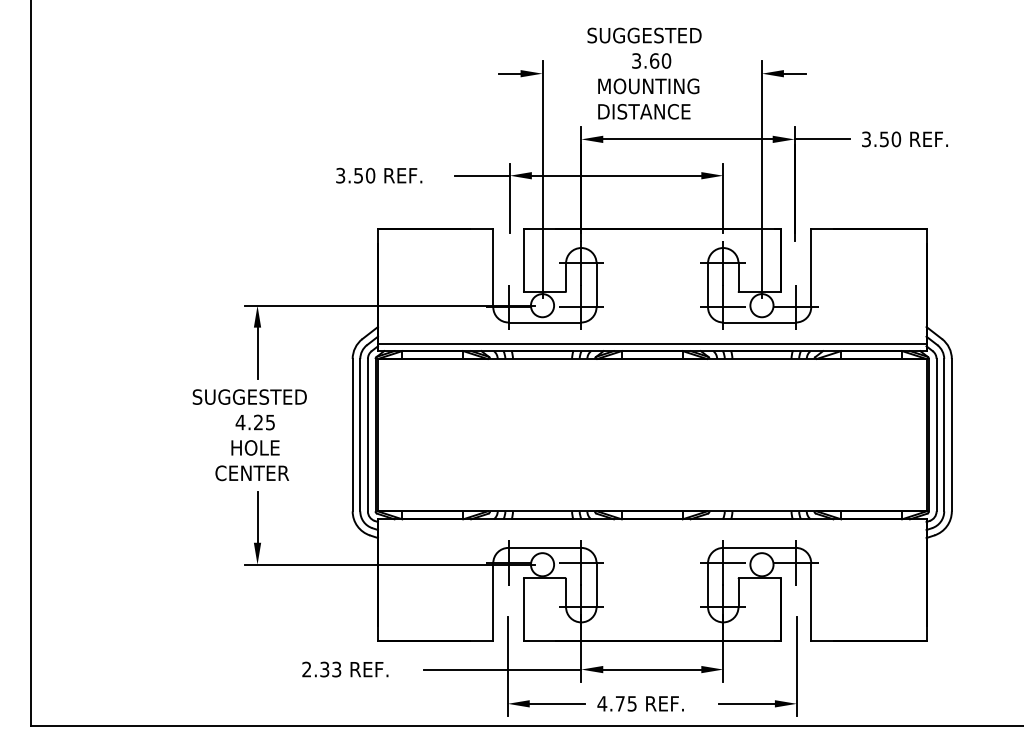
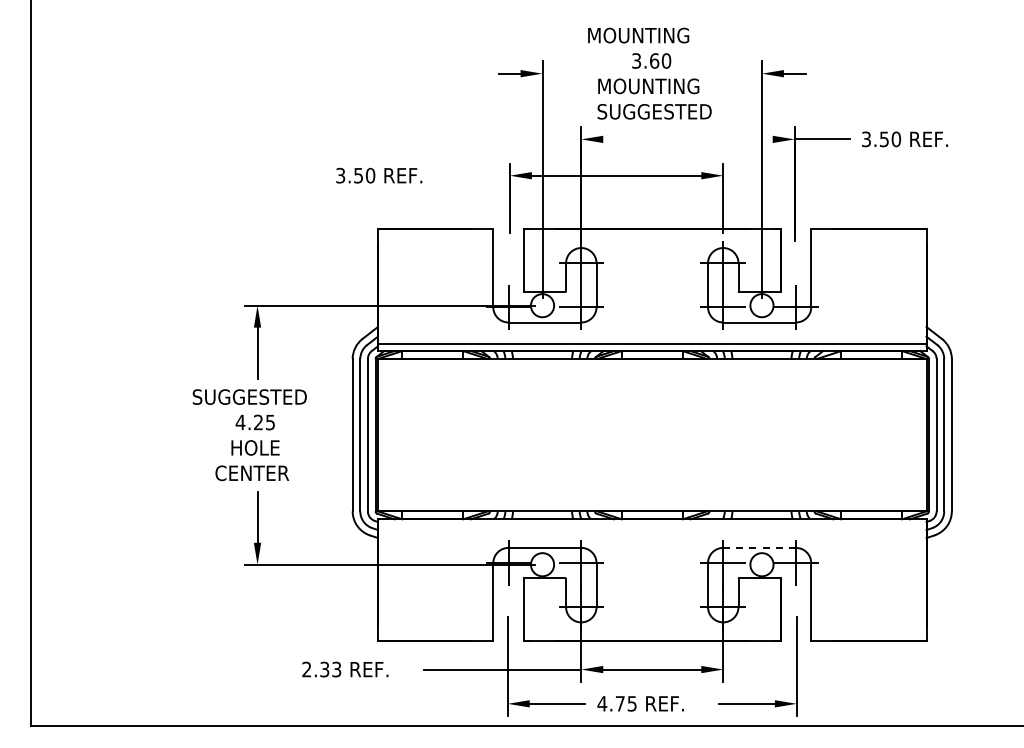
text: SUGGESTED -> MOUNTING (644, 35)
text: DISTANCE -> SUGGESTED (654, 111)
line: present -> none (687, 139)
line: present -> none (481, 175)
line: solid -> dashed (760, 547)
